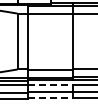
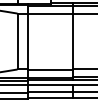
line: dashed -> solid (50, 84)
line: dashed -> solid (50, 98)
